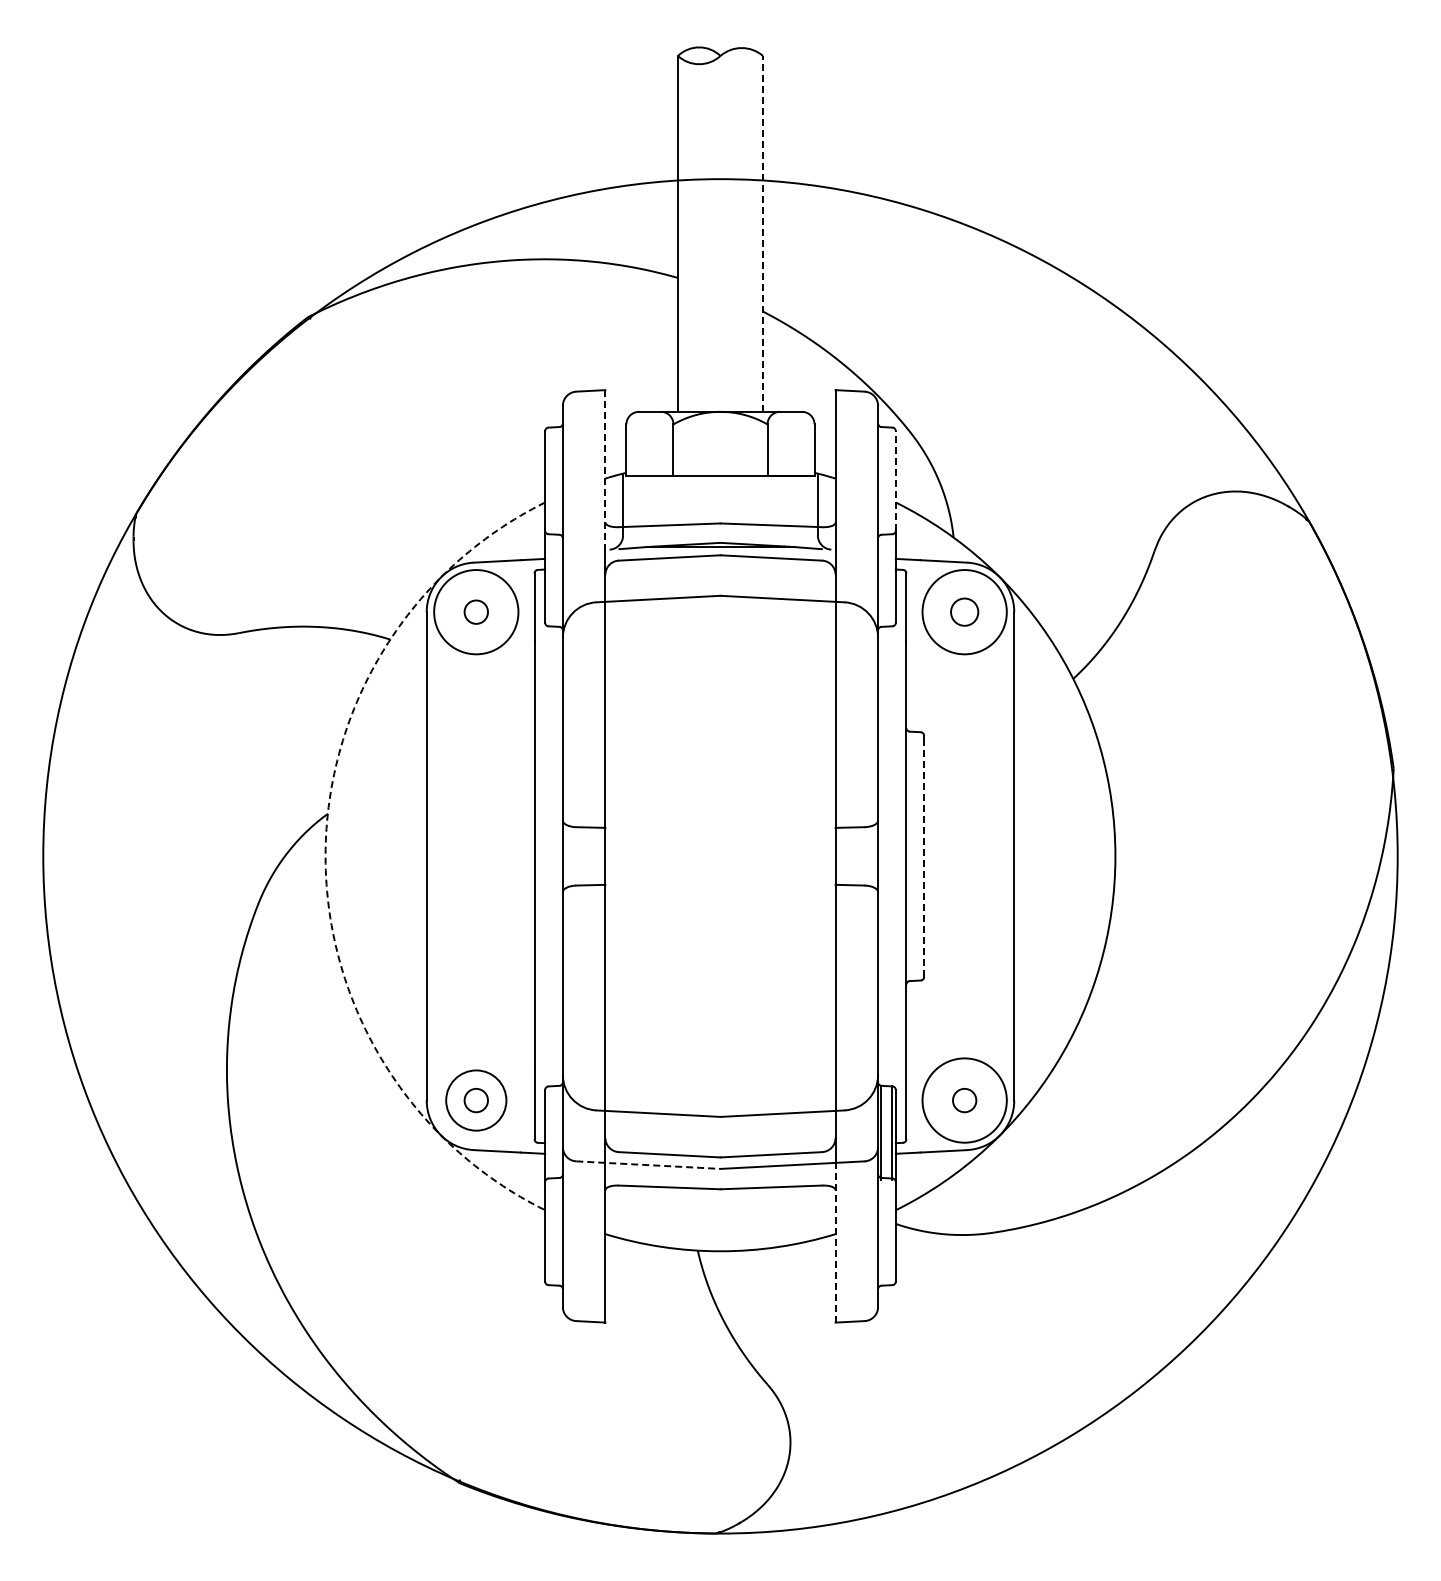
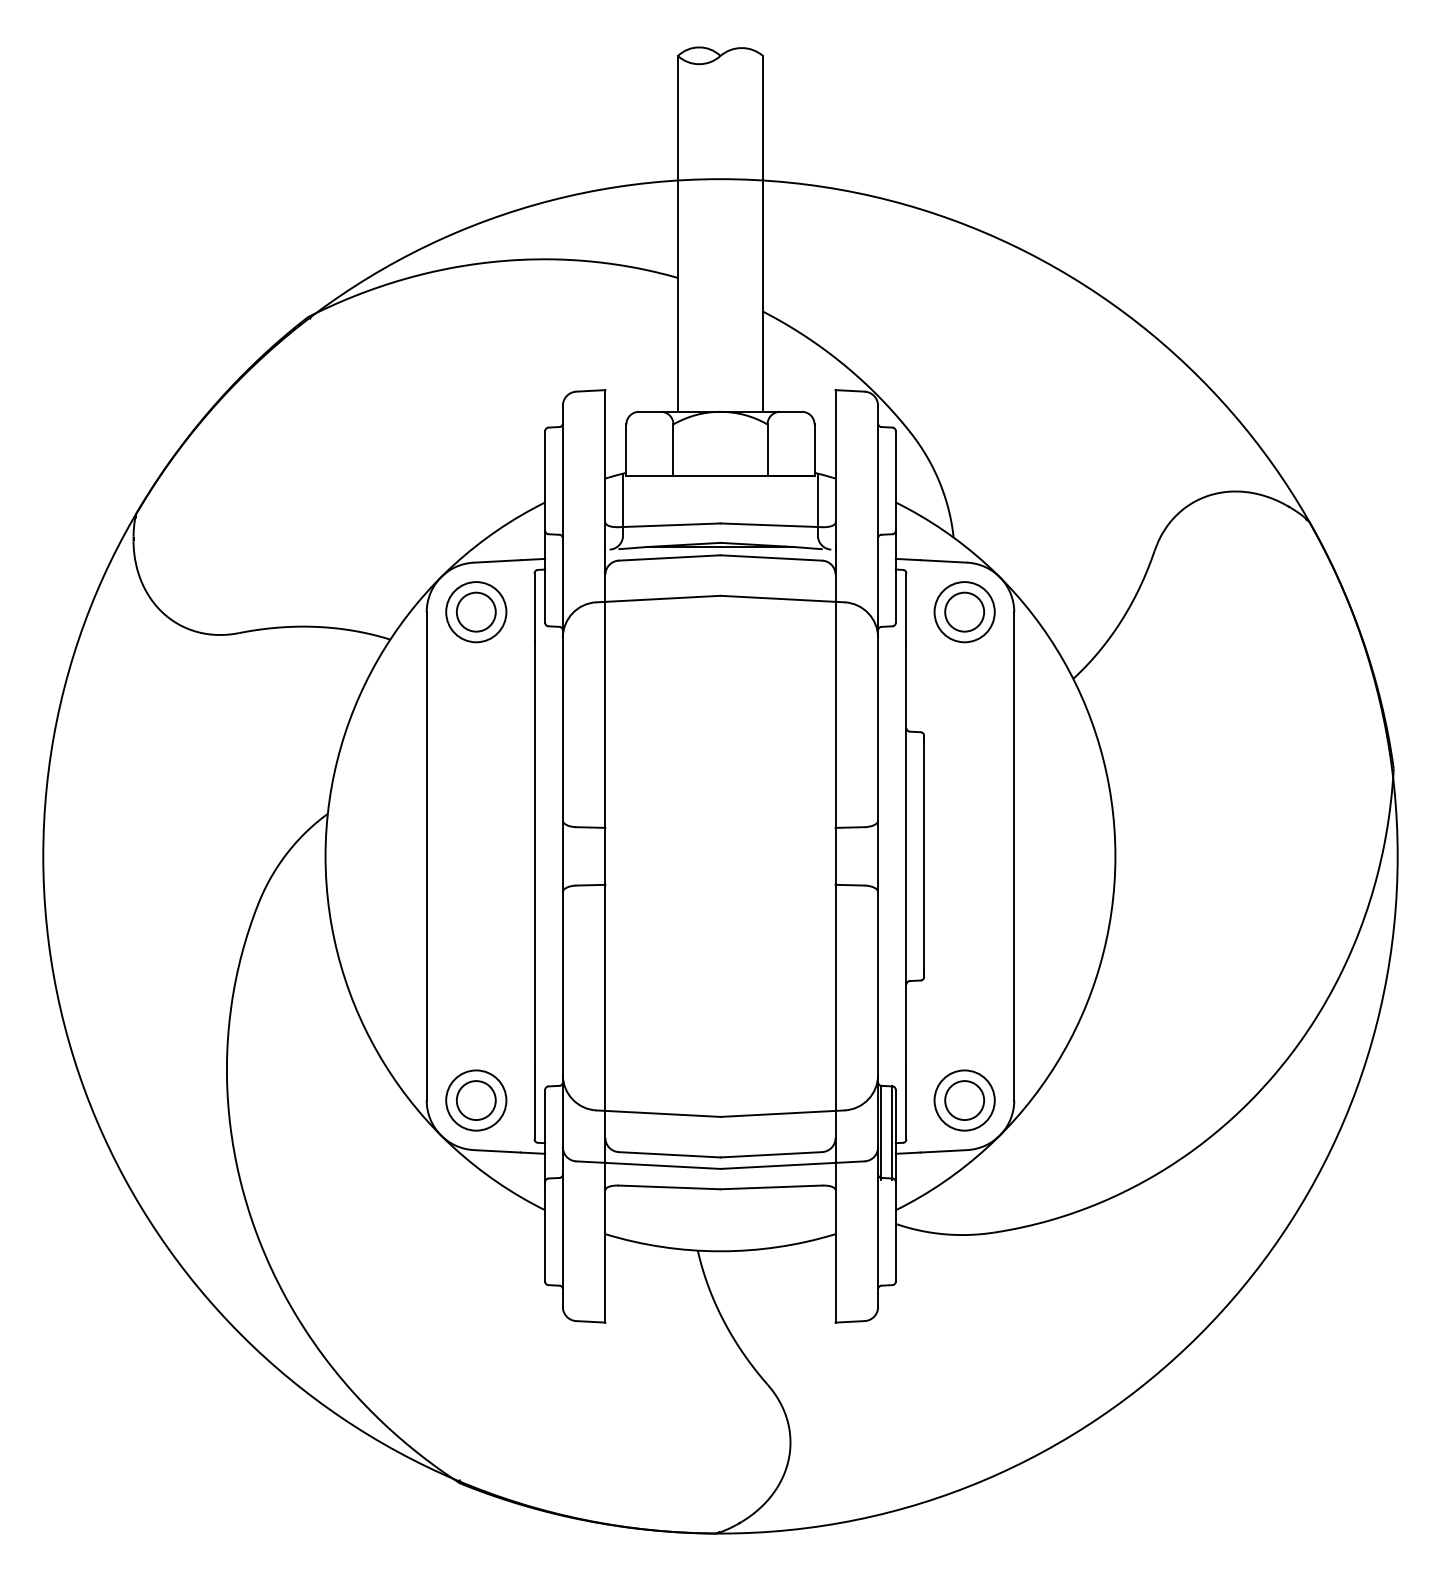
line: dashed -> solid (763, 233)
line: dashed -> solid (605, 470)
line: dashed -> solid (895, 480)
circle diameter: 23 px -> 39 px (475, 611)
circle diameter: 27 px -> 39 px (964, 611)
circle diameter: 84 px -> 60 px (476, 612)
circle diameter: 84 px -> 60 px (964, 612)
arc: dashed -> solid (325, 856)
line: dashed -> solid (924, 856)
circle diameter: 23 px -> 39 px (475, 1100)
circle diameter: 23 px -> 39 px (964, 1100)
circle diameter: 84 px -> 60 px (964, 1100)
line: dashed -> solid (648, 1165)
line: dashed -> solid (835, 1241)
